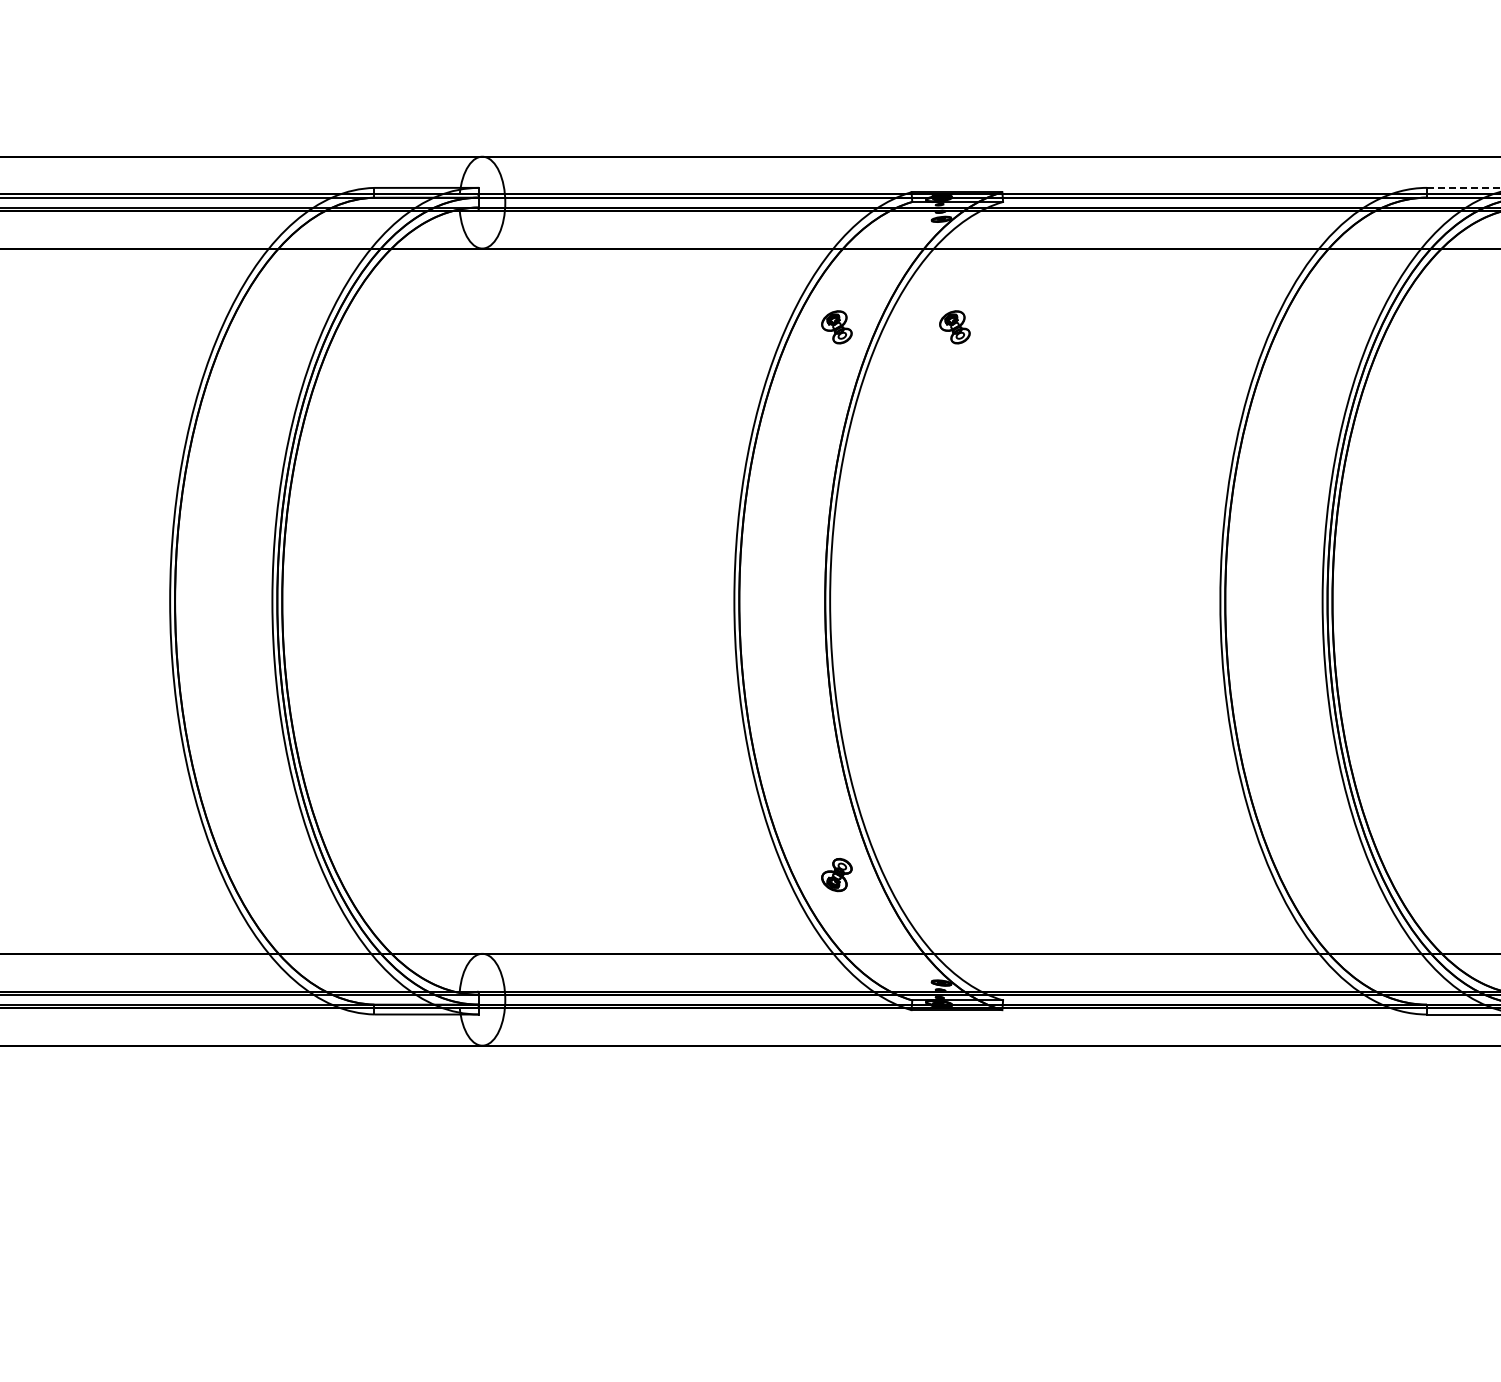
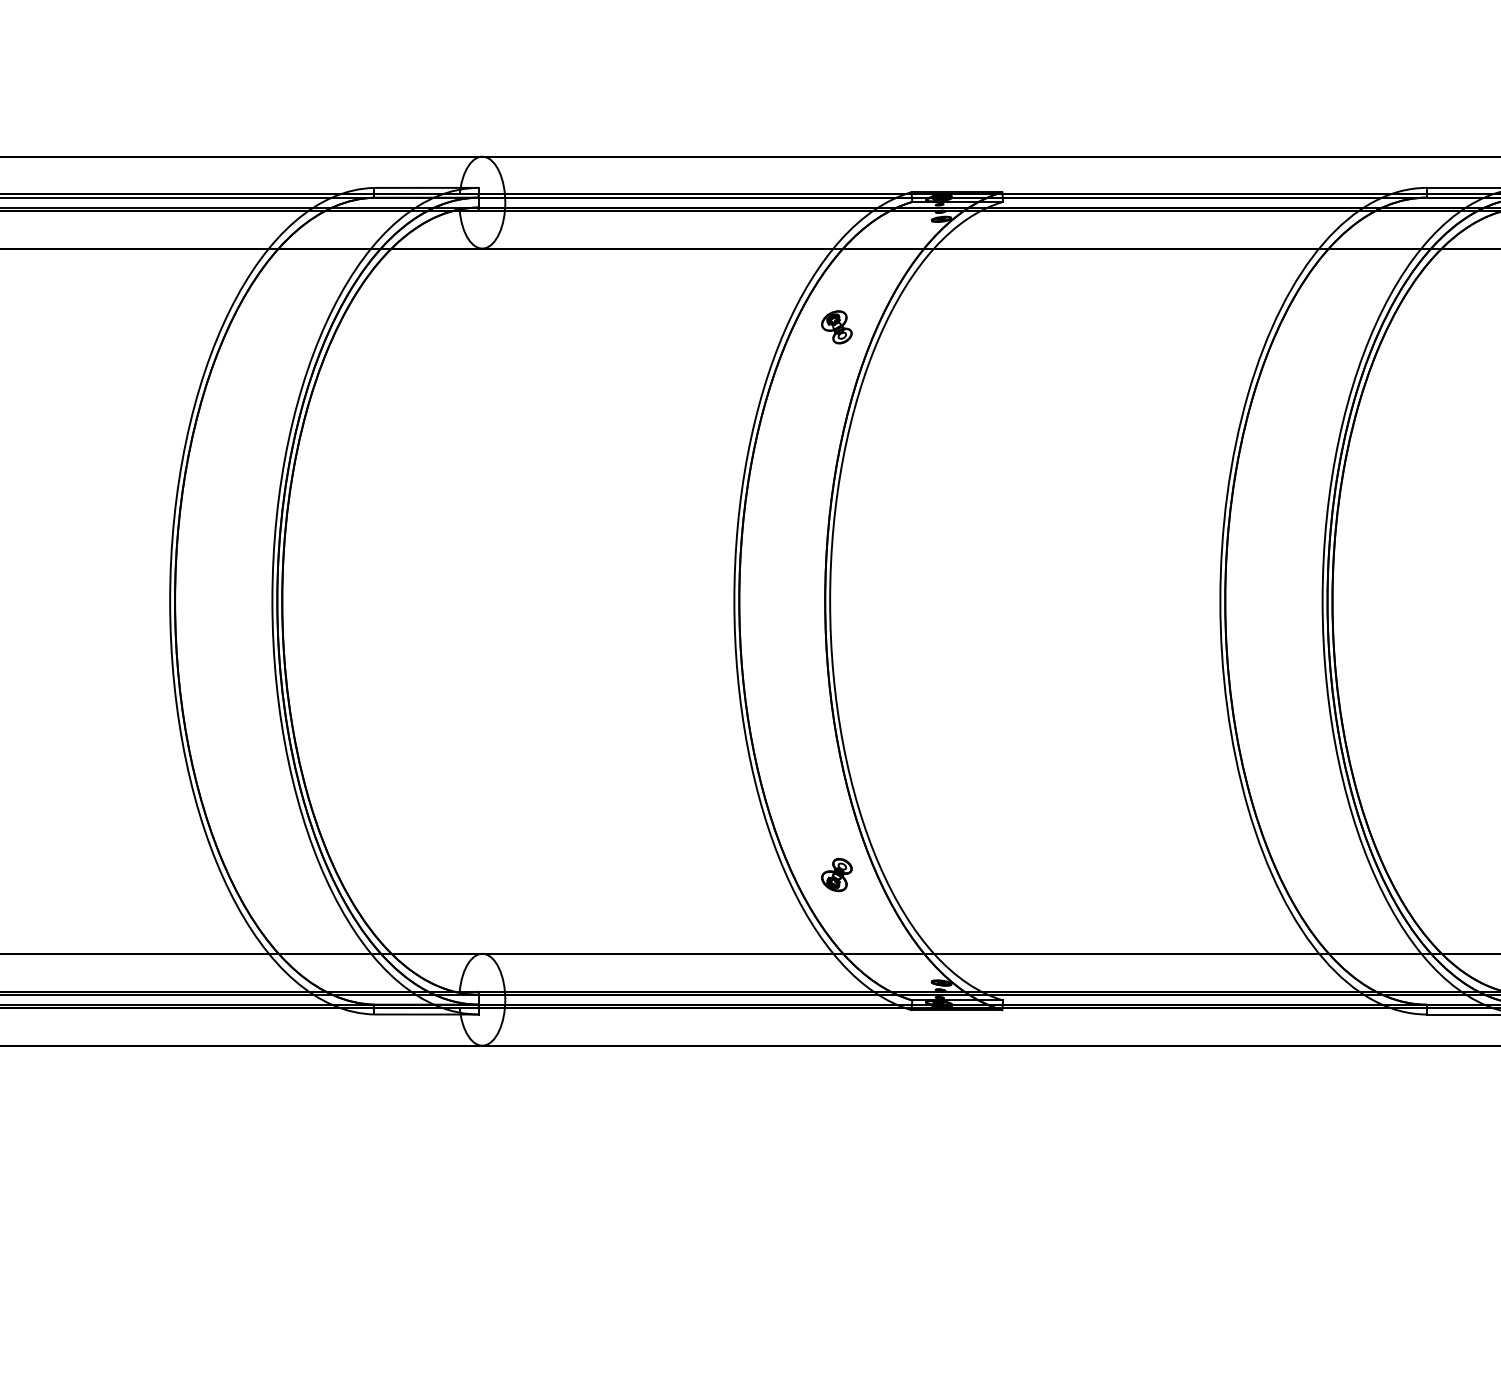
line: dashed -> solid (1463, 187)
part: present -> none (954, 327)
